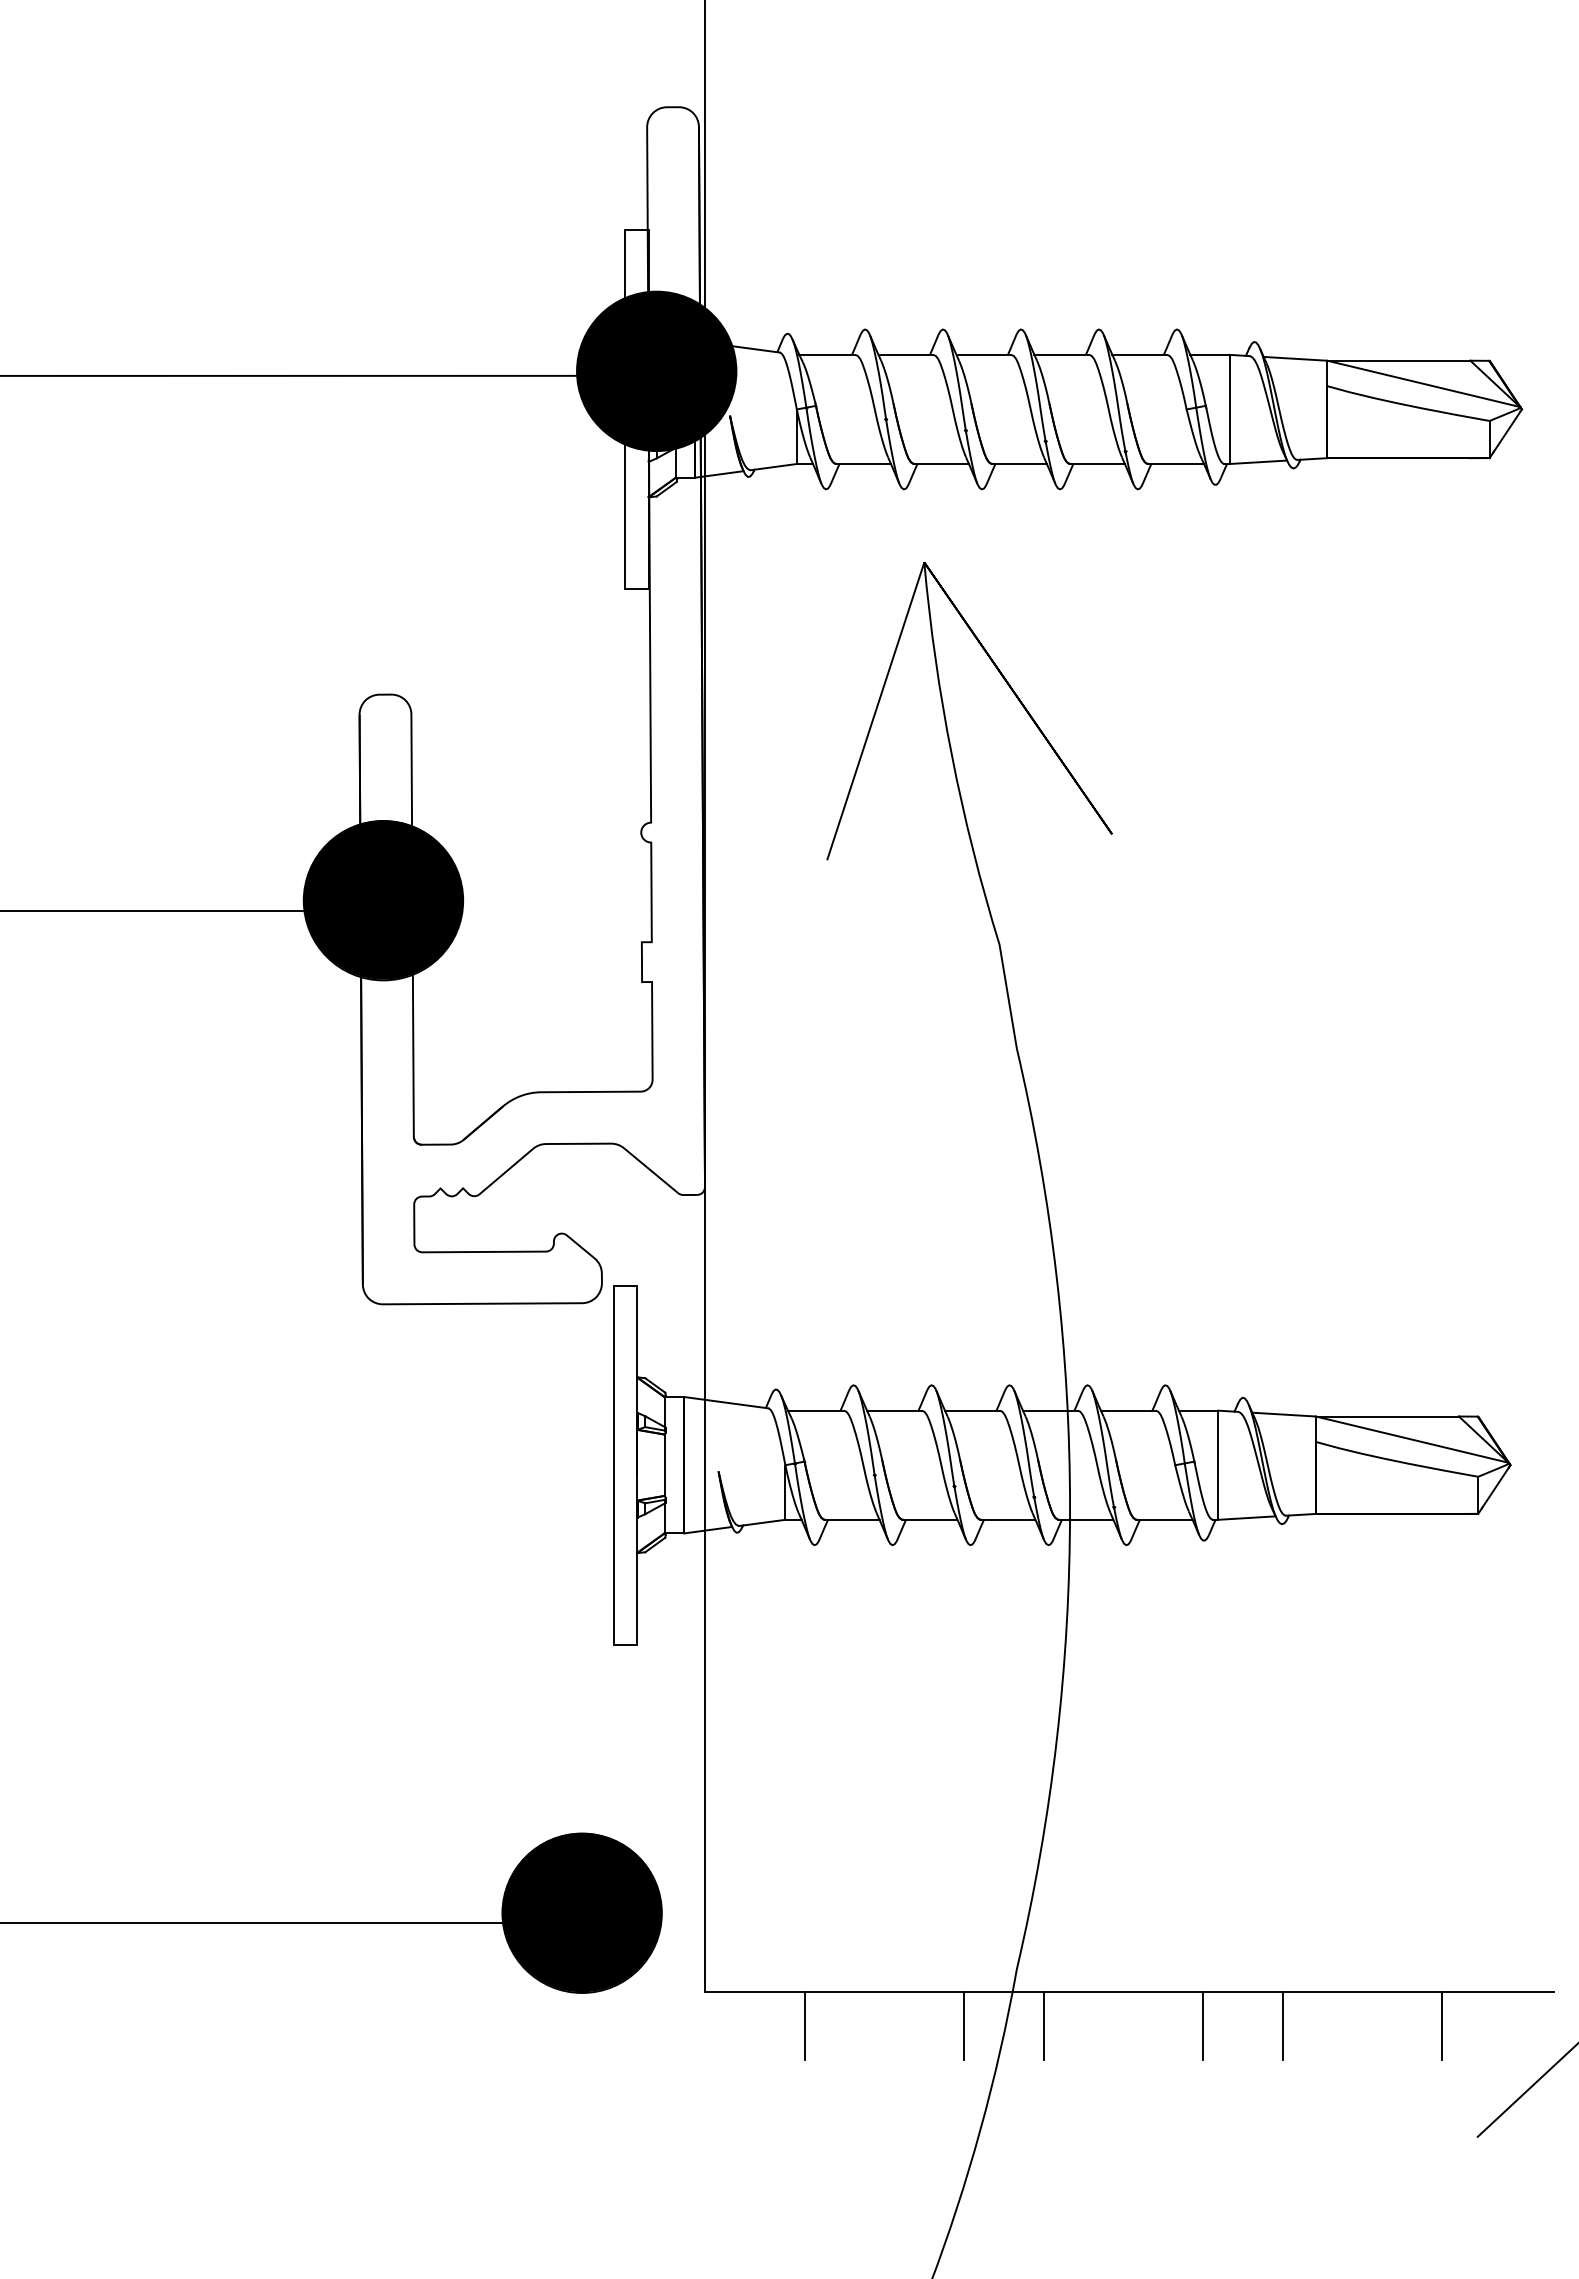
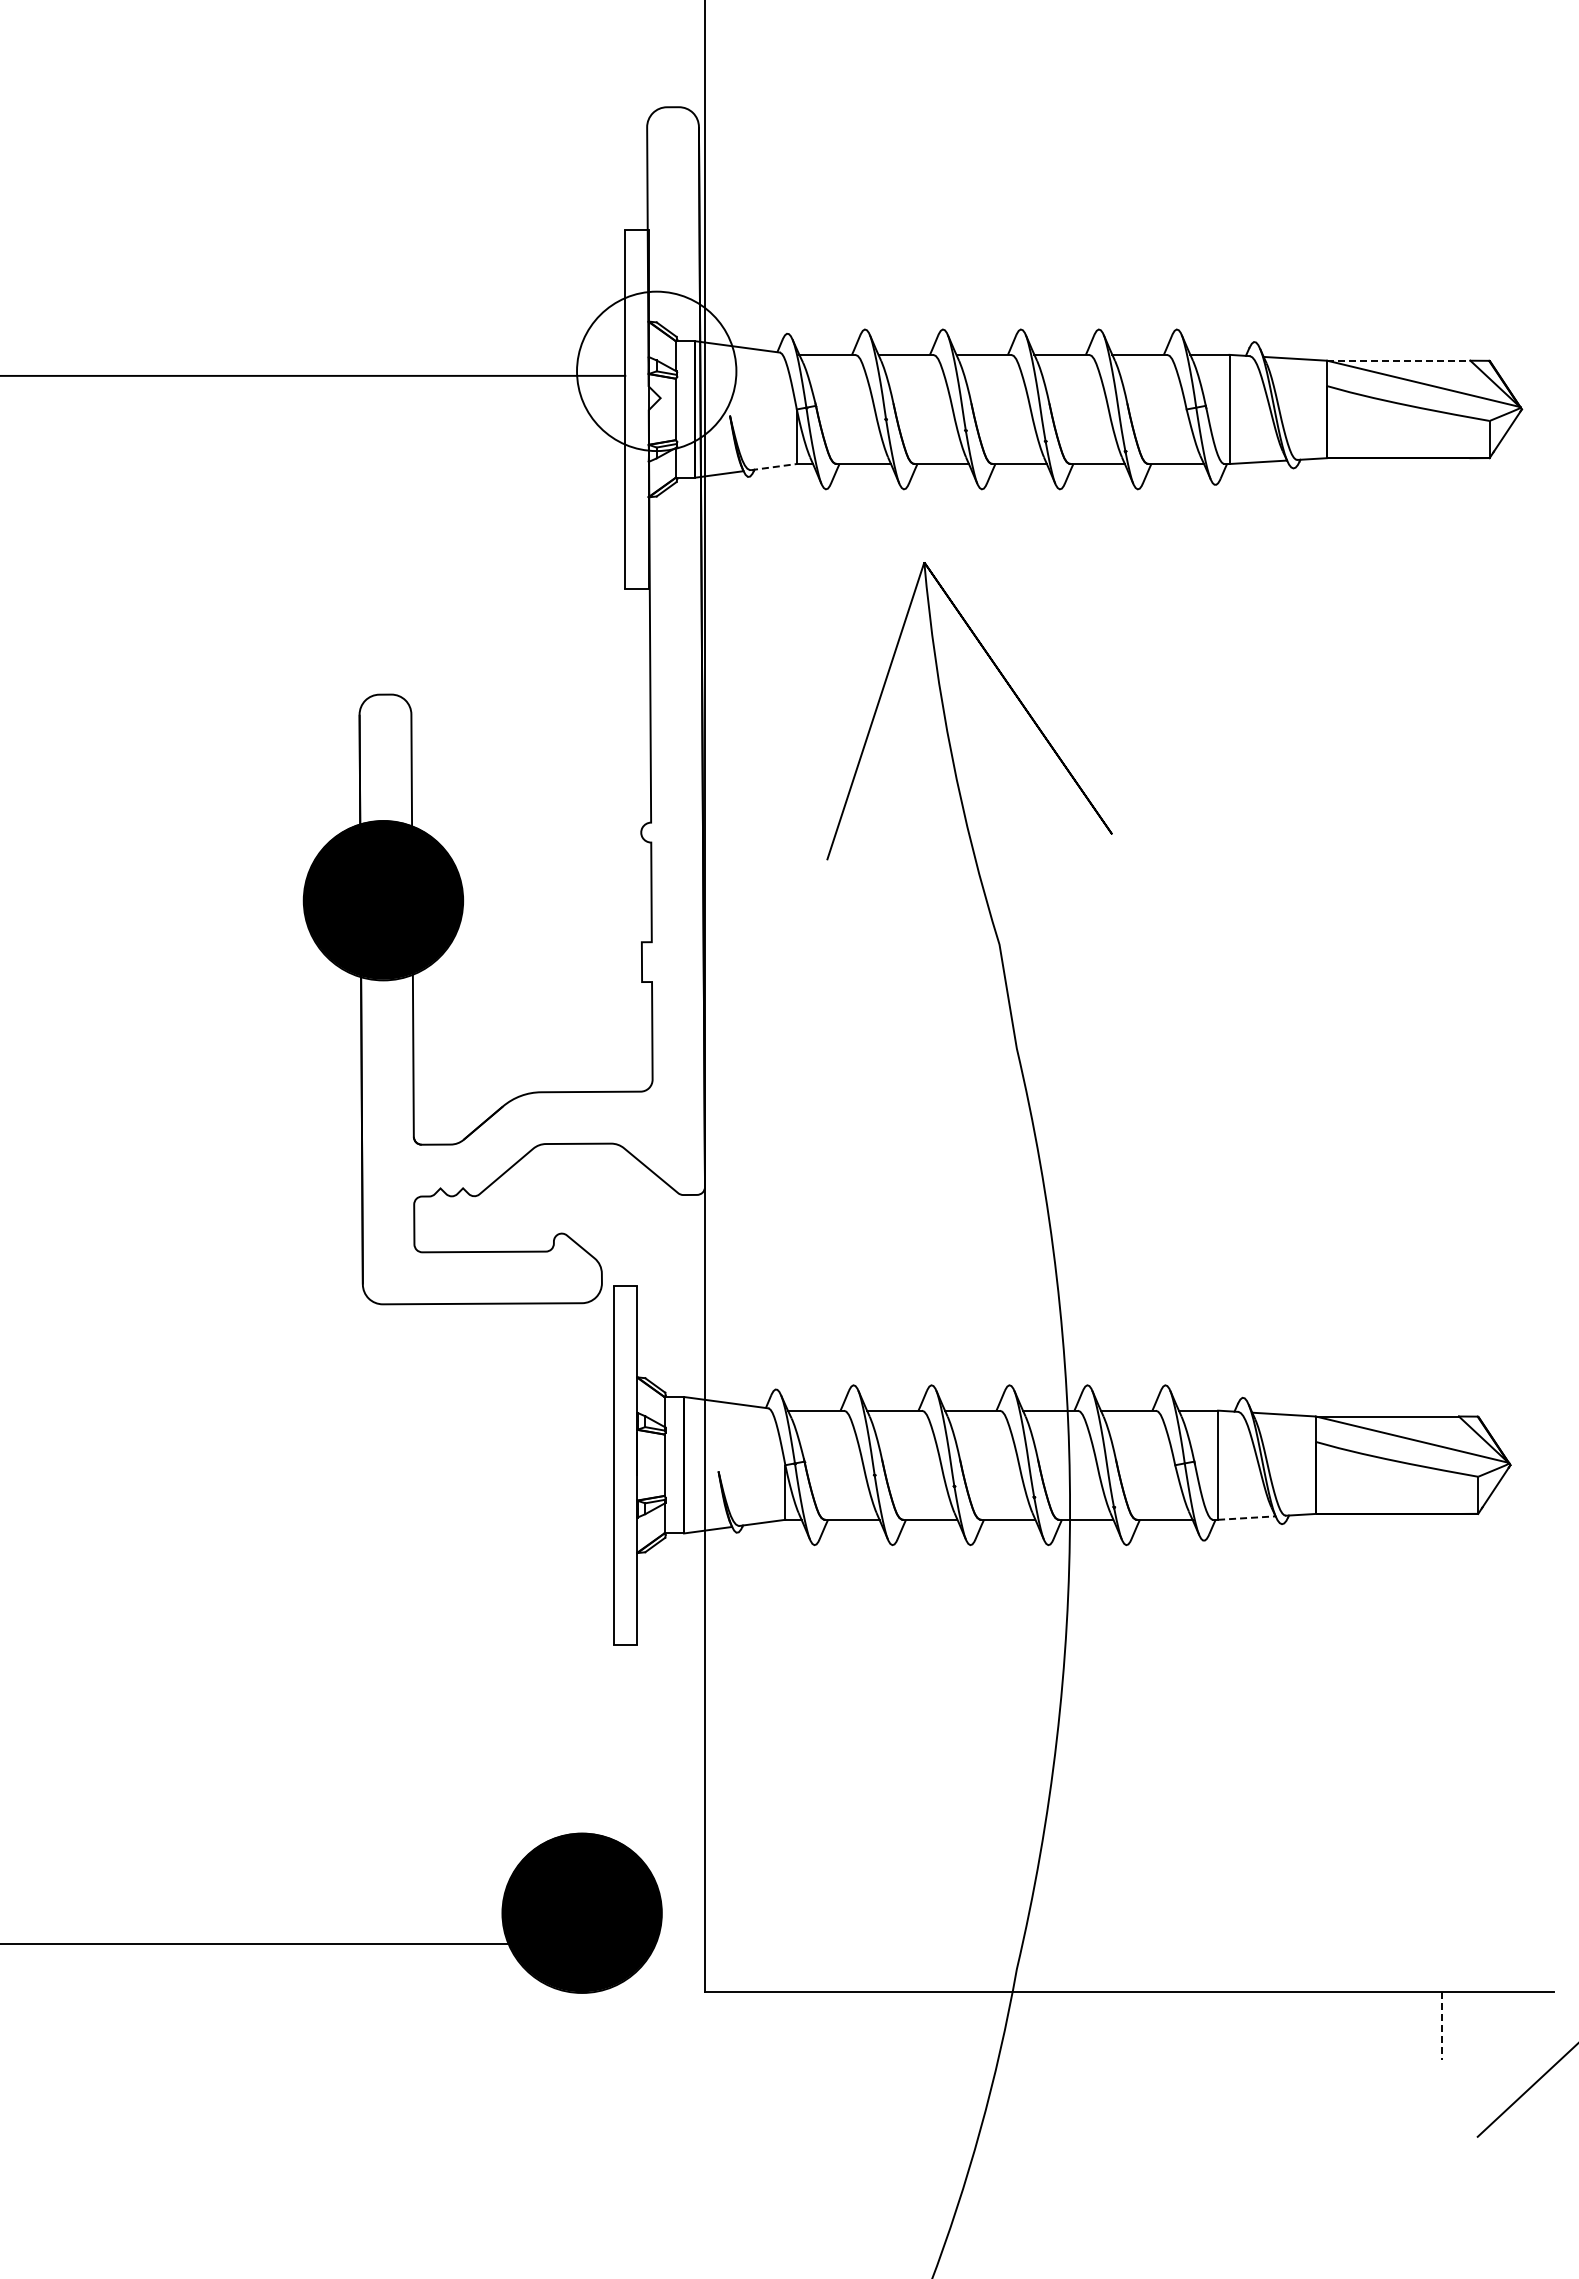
line: solid -> dashed (1399, 360)
fill: present -> none (656, 371)
line: solid -> dashed (774, 467)
line: present -> none (165, 910)
line: solid -> dashed (1246, 1518)
line position: (265, 1923) -> (265, 1944) (265, 1944)
line: present -> none (804, 2025)
line: present -> none (964, 2025)
line: present -> none (1043, 2025)
line: present -> none (1203, 2025)
line: present -> none (1282, 2025)
line: solid -> dashed (1442, 2025)
